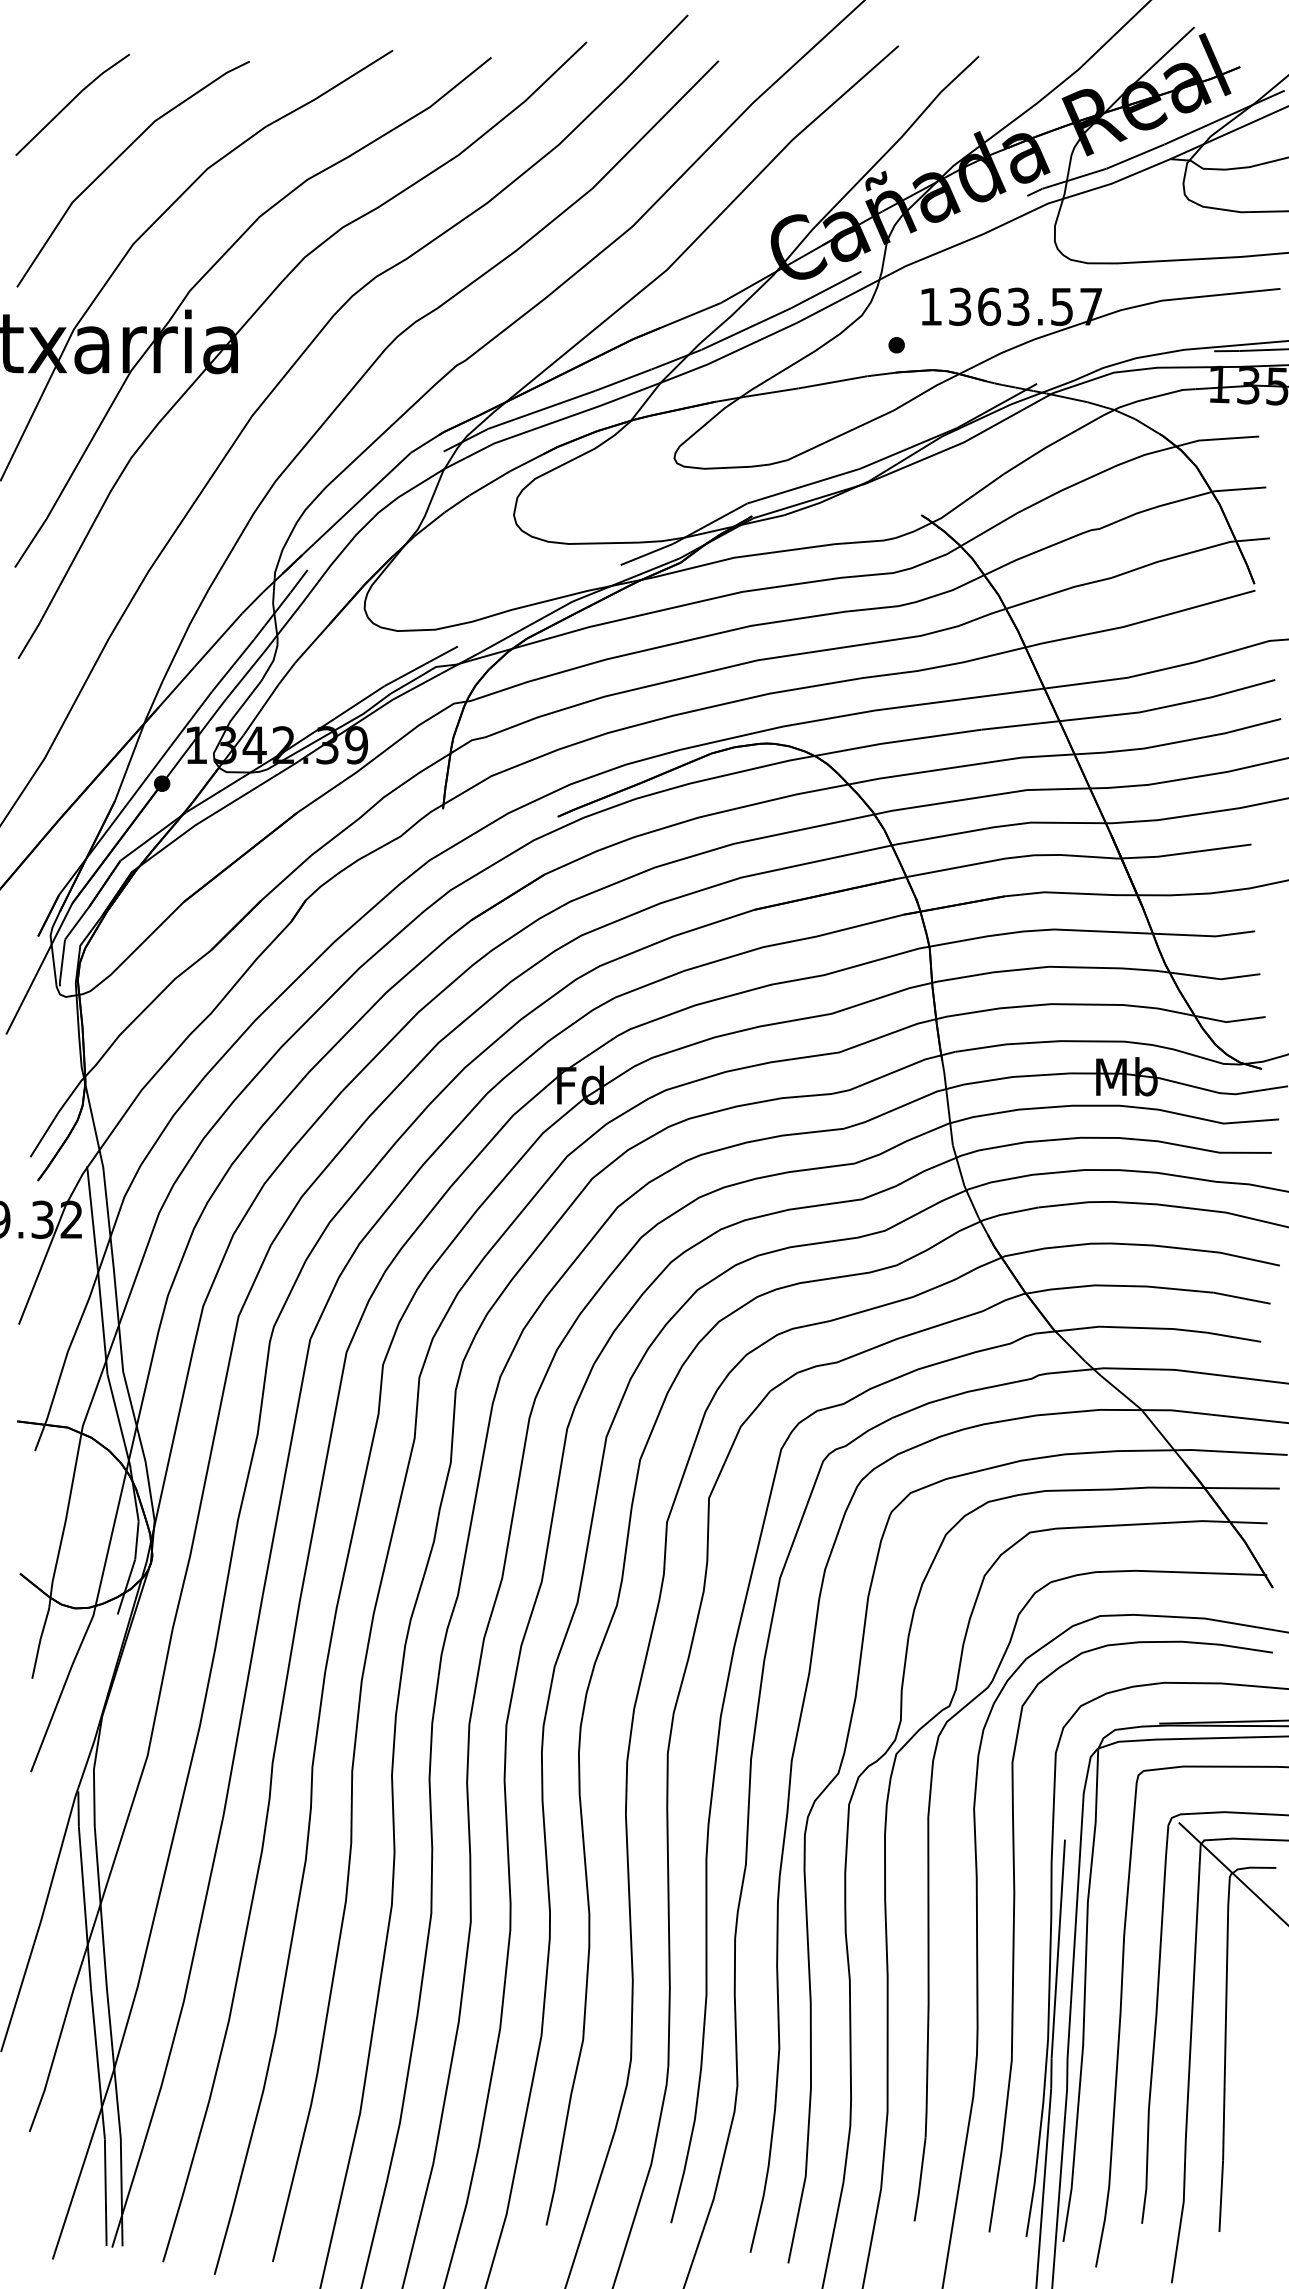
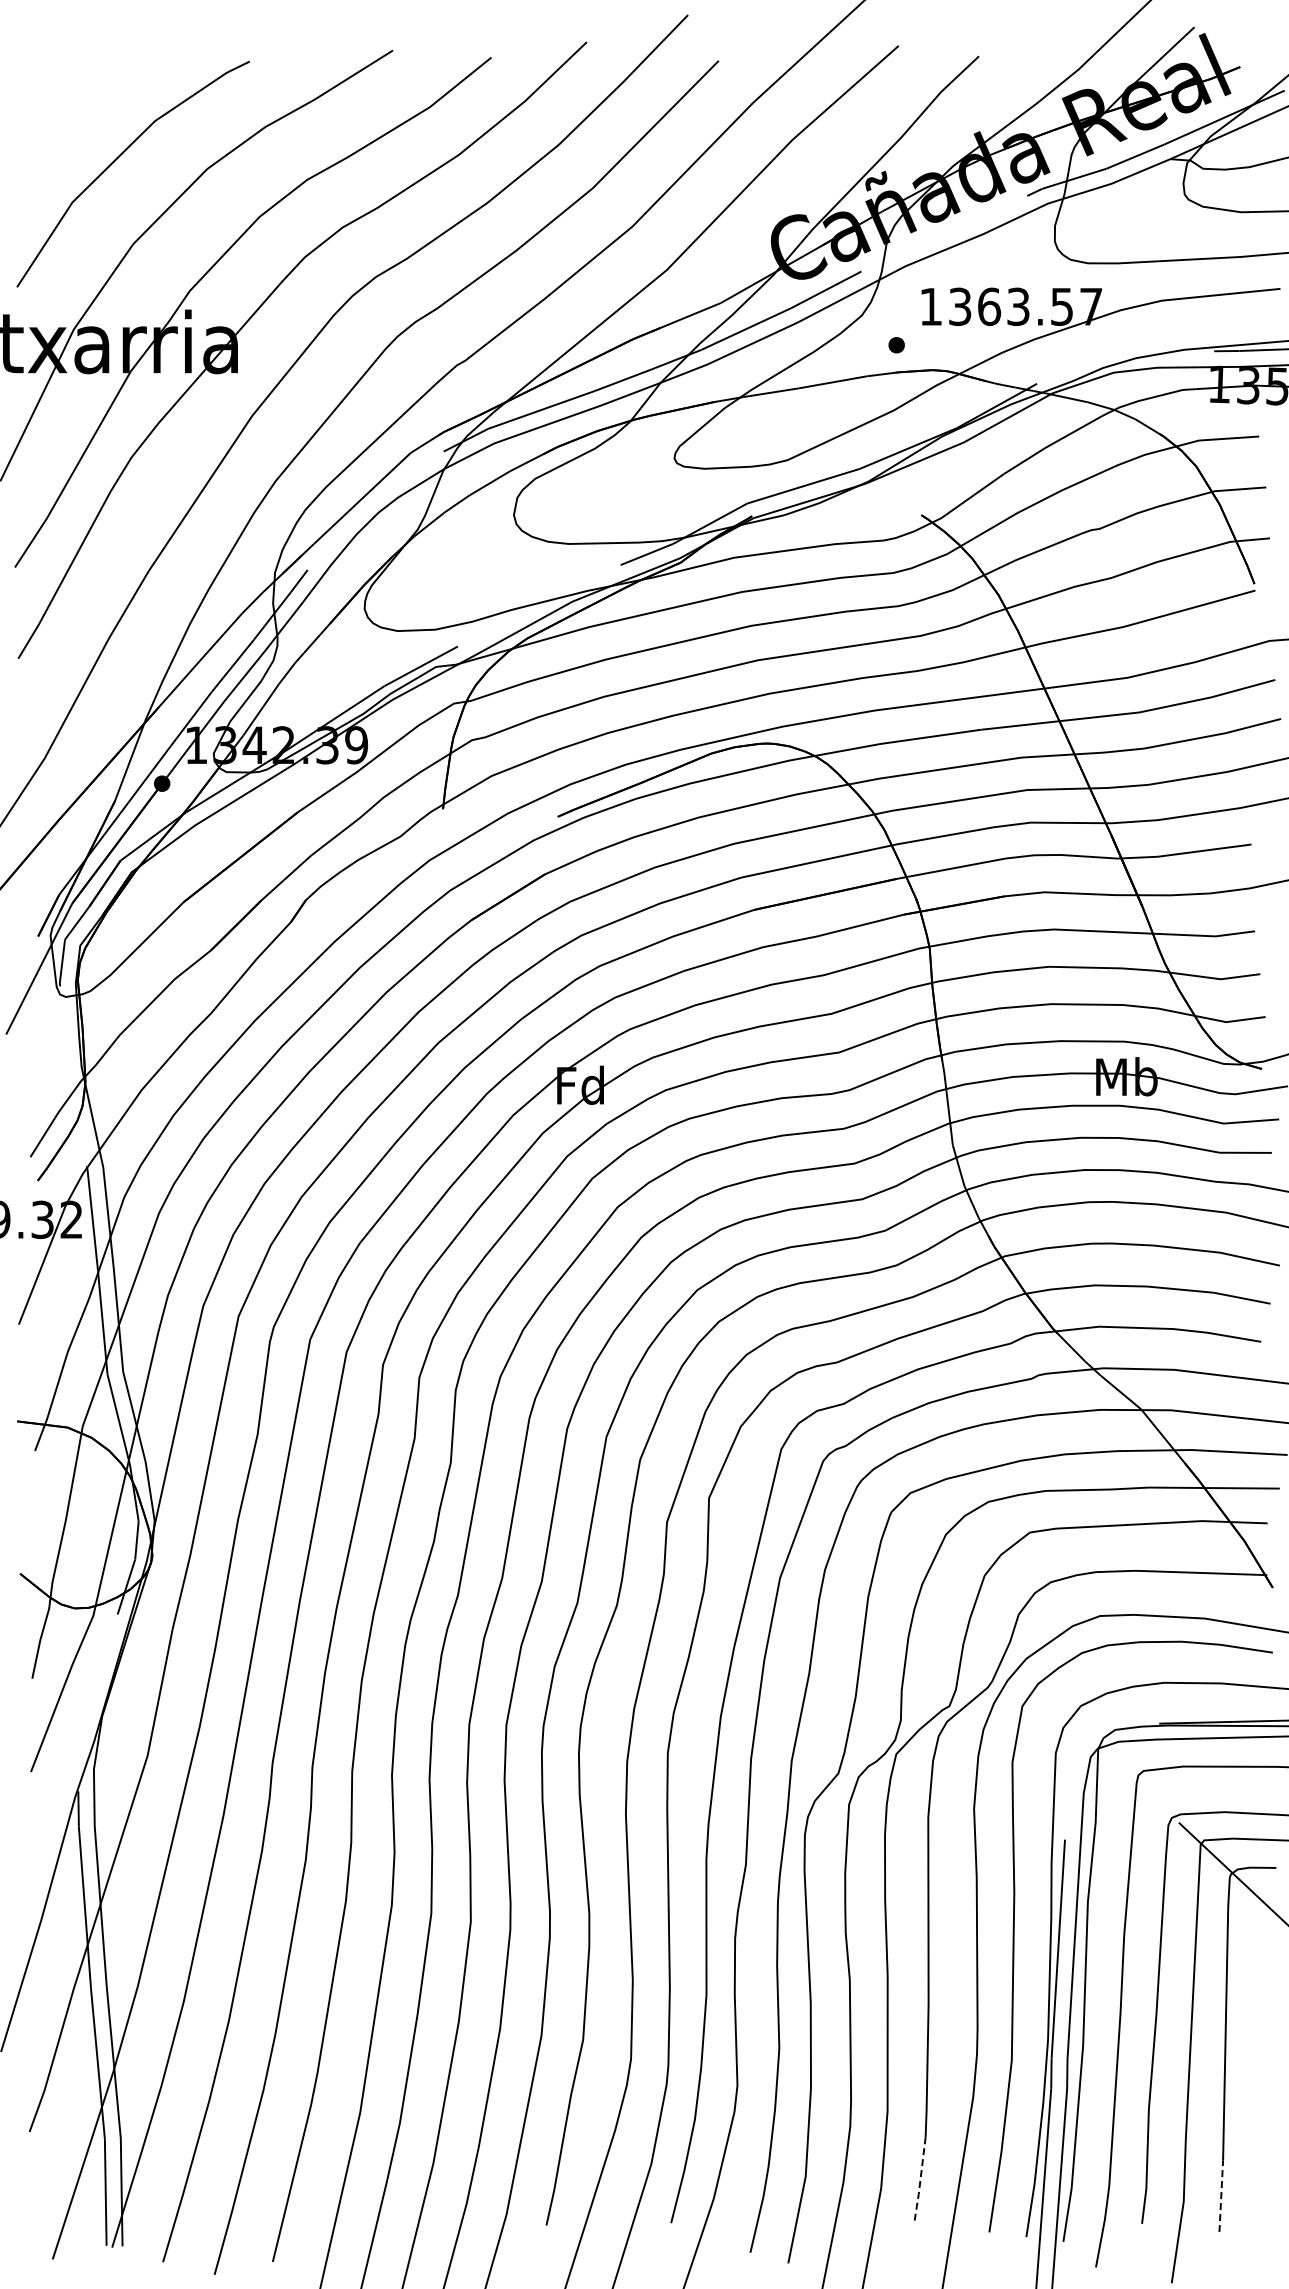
line: present -> none (71, 102)
line: solid -> dashed (920, 2180)
line: solid -> dashed (1221, 2196)
